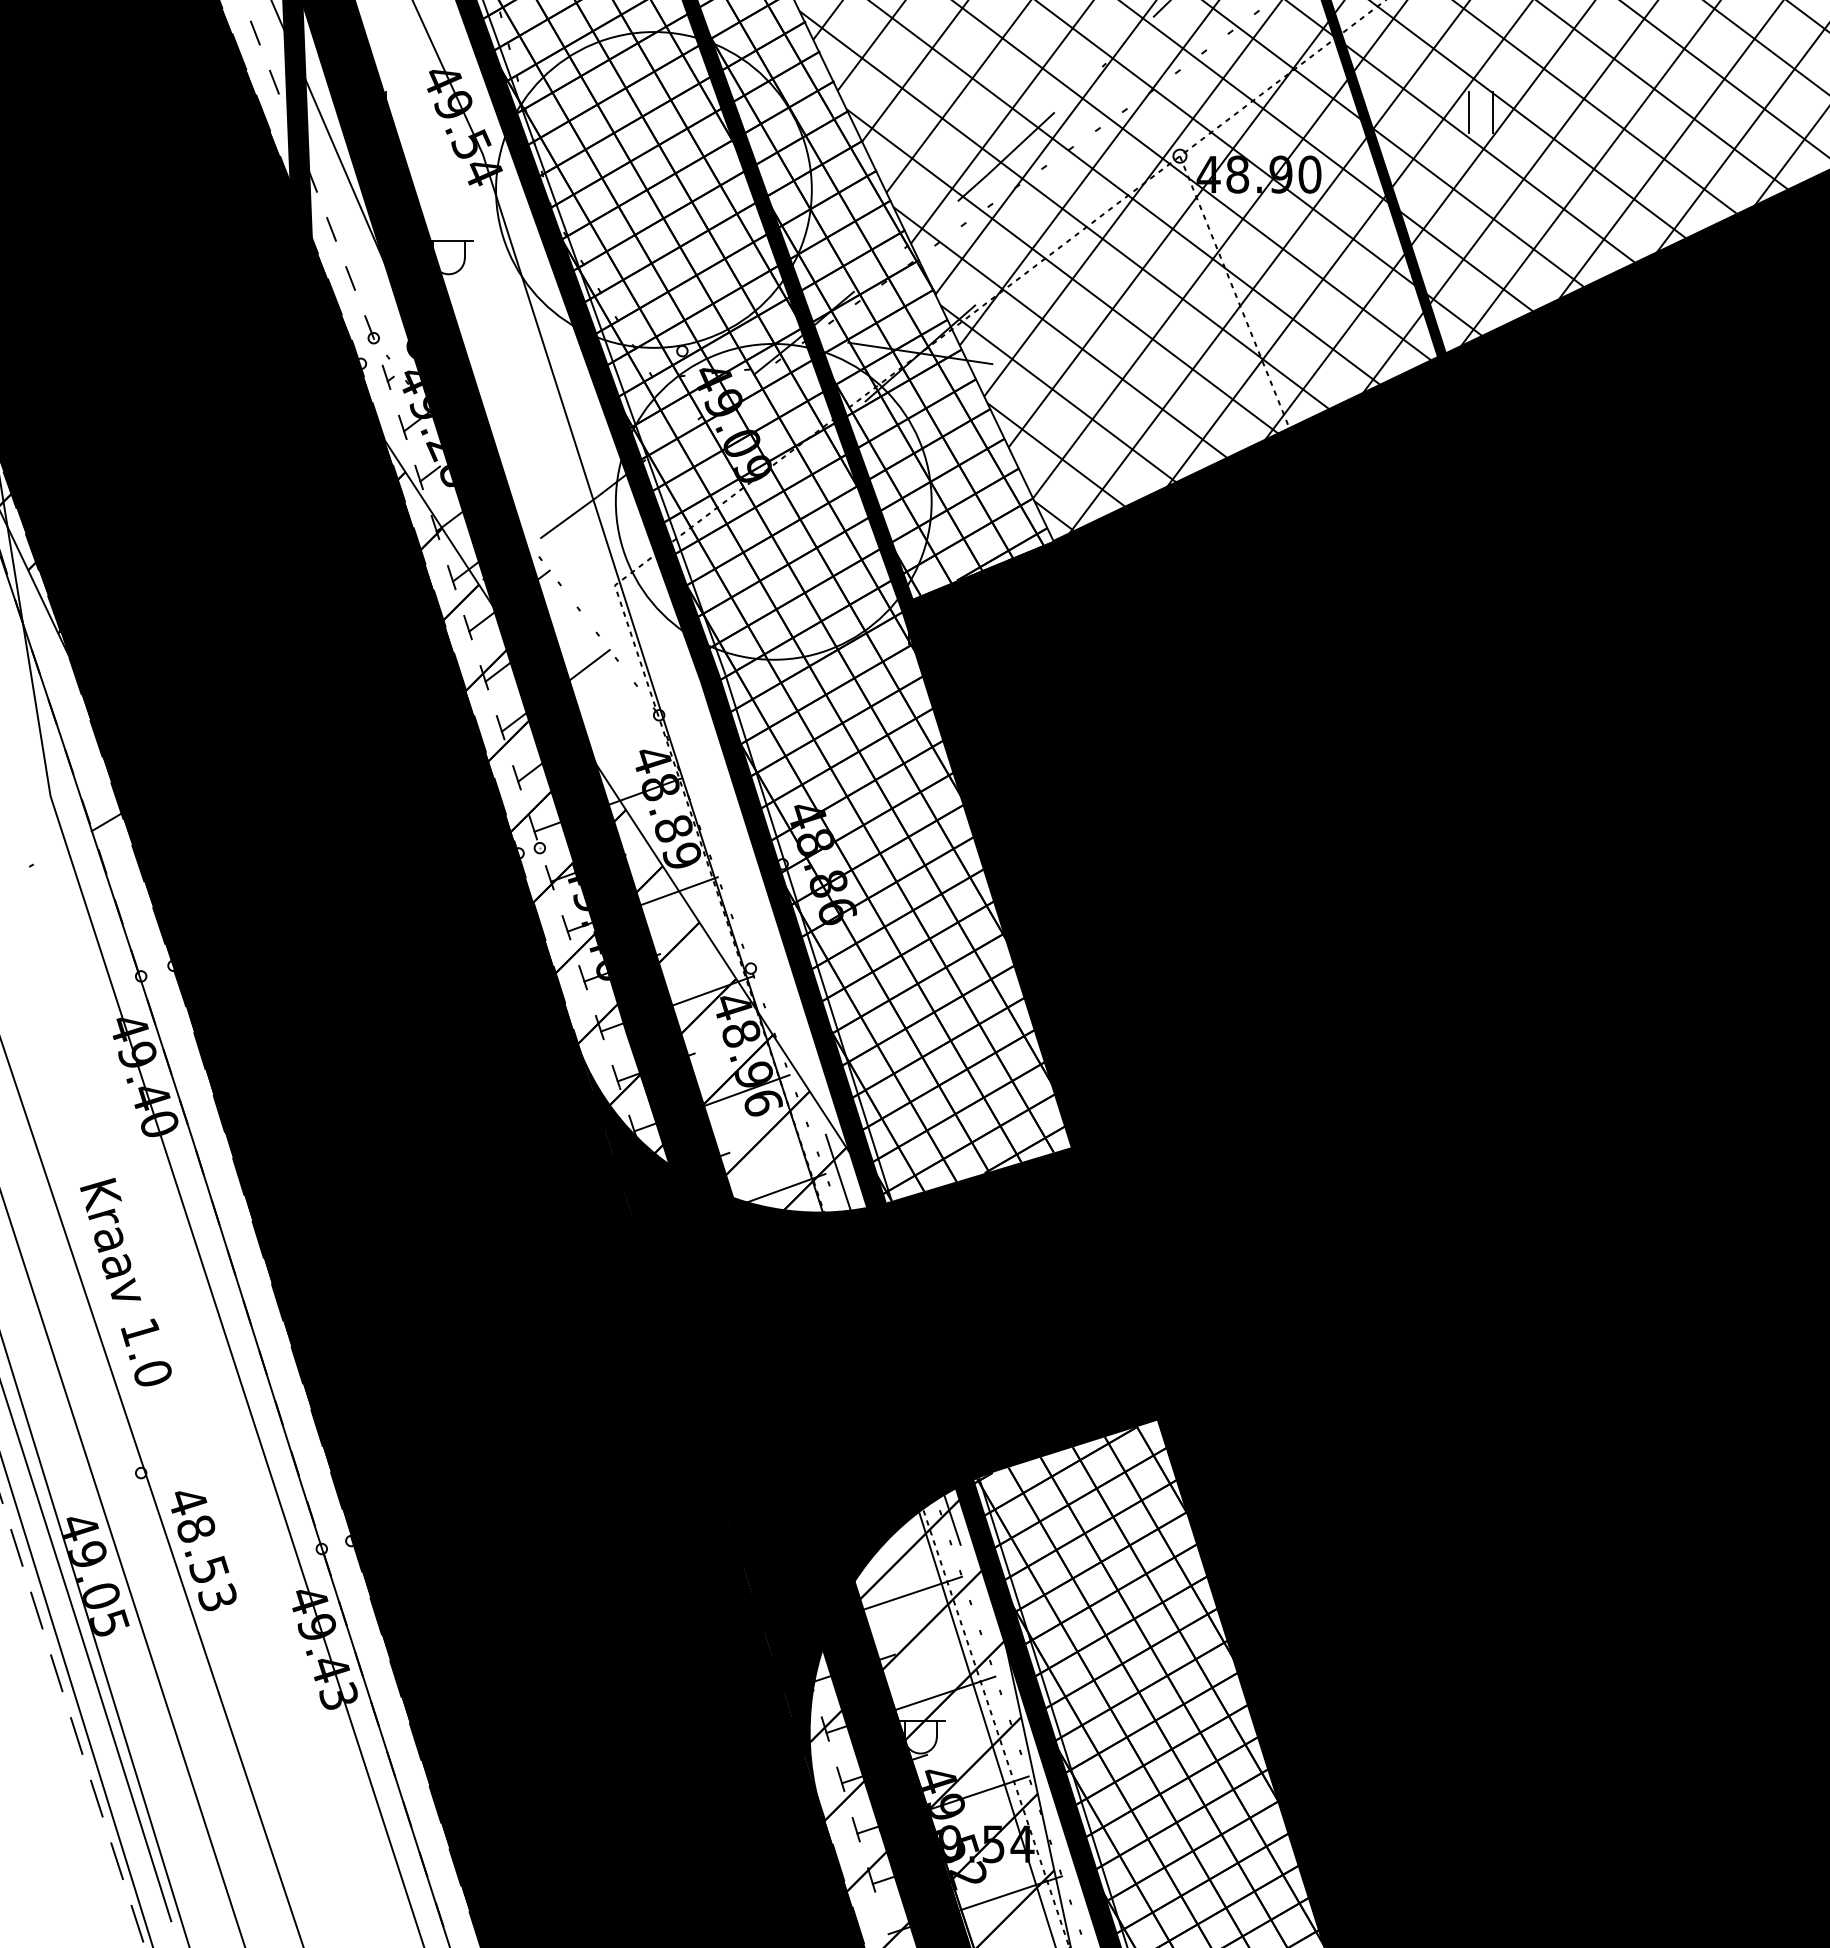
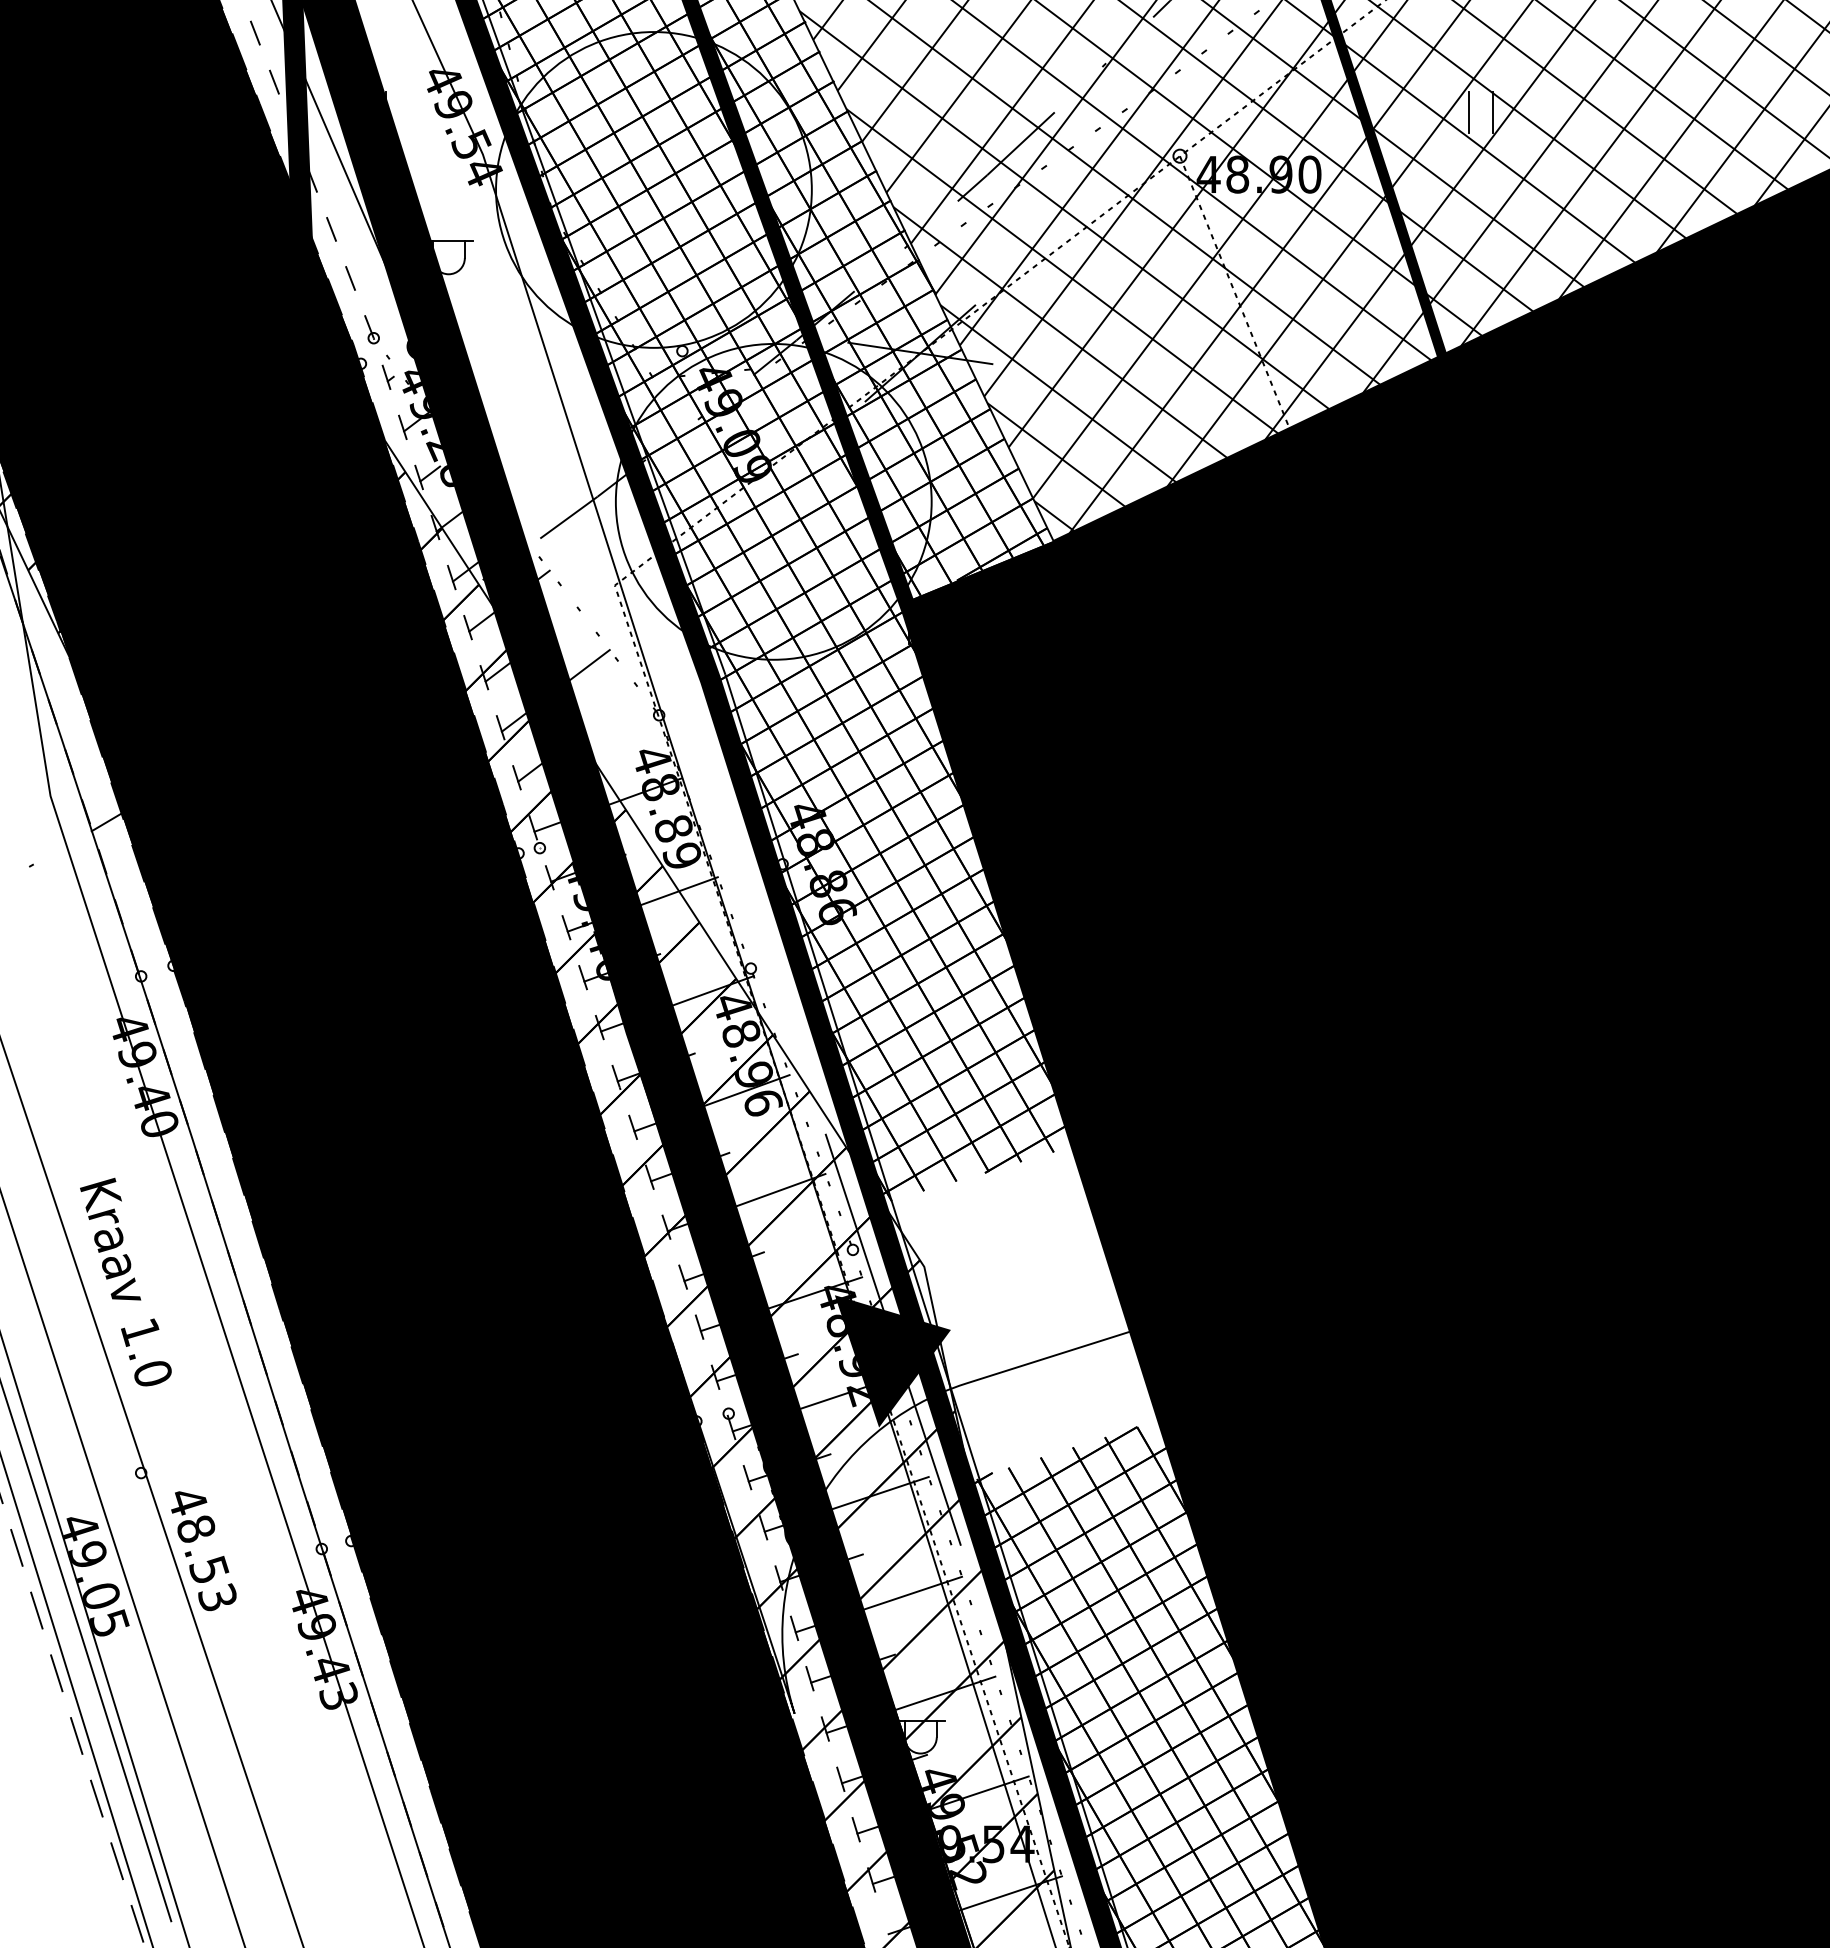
fill: present -> none (870, 1420)
